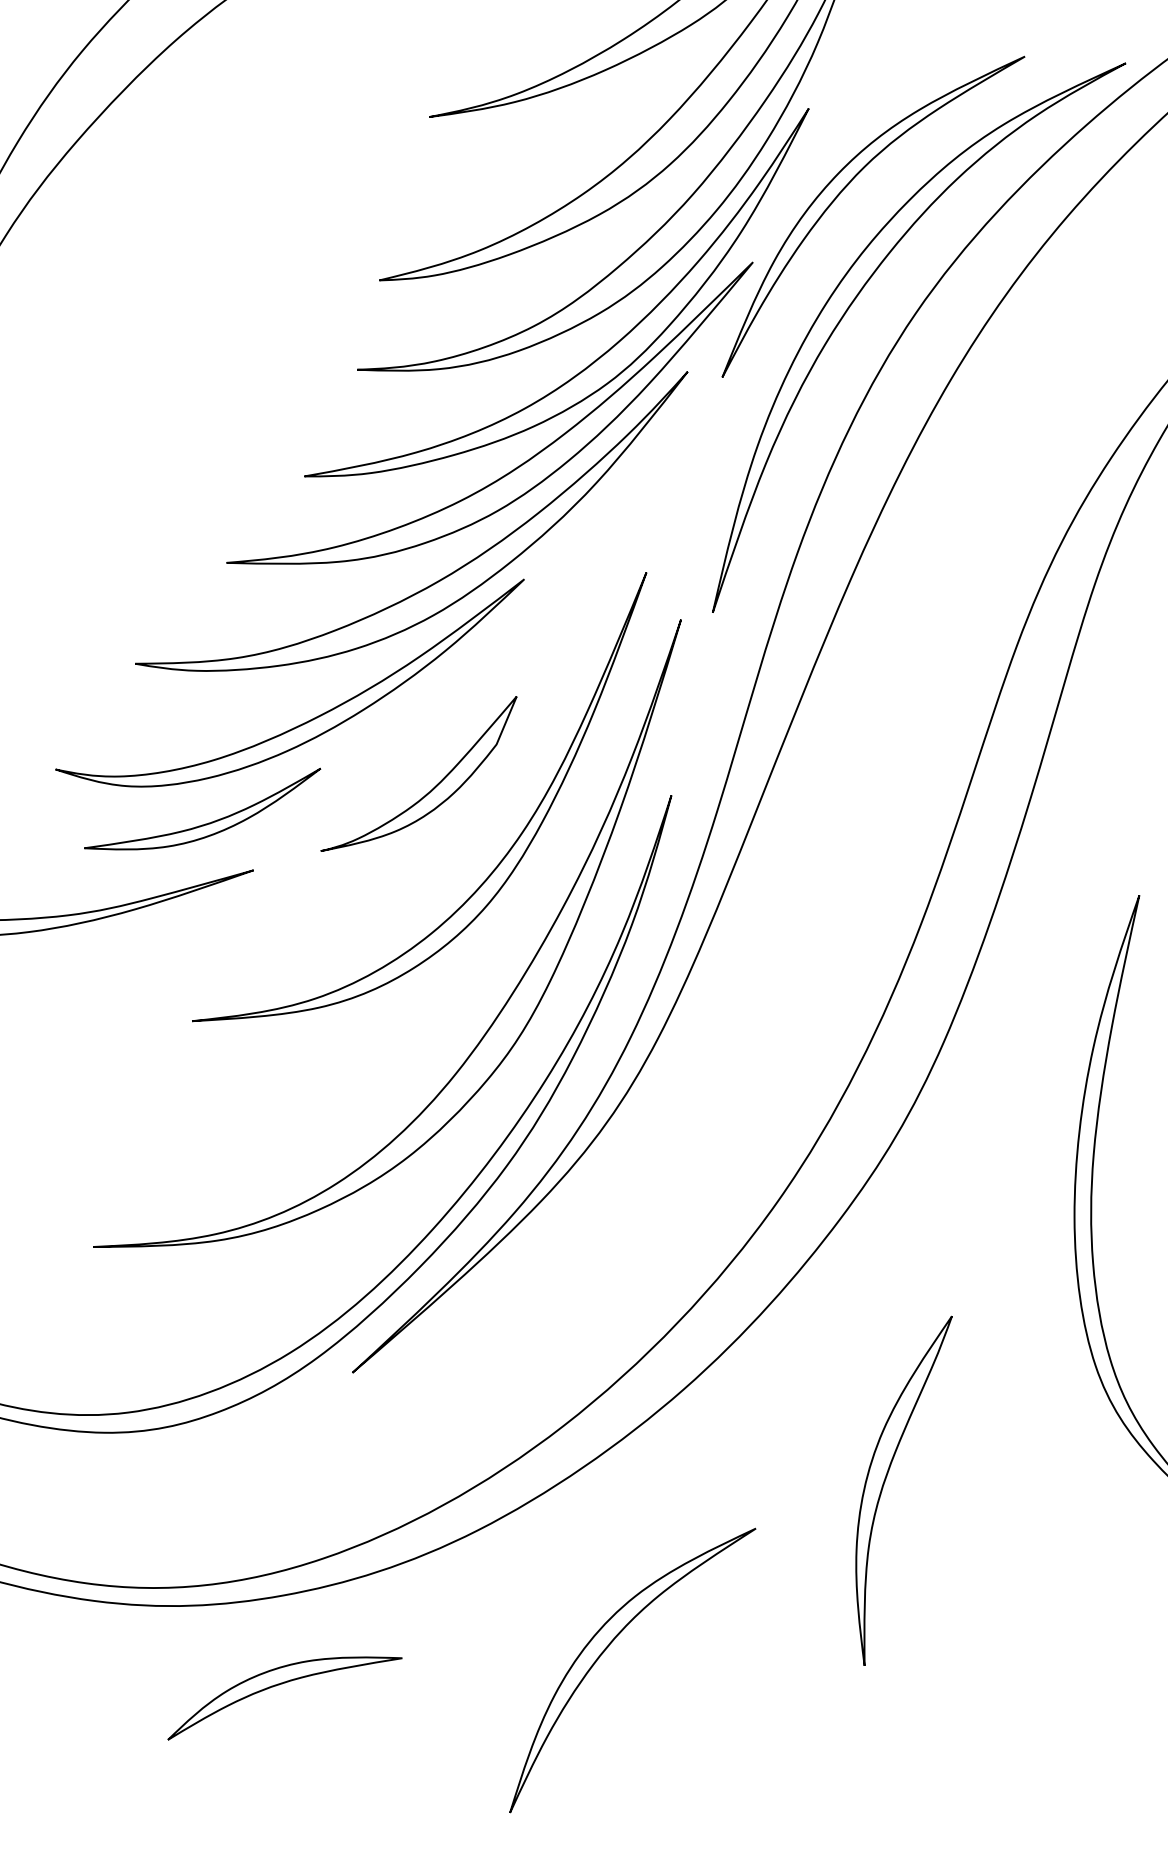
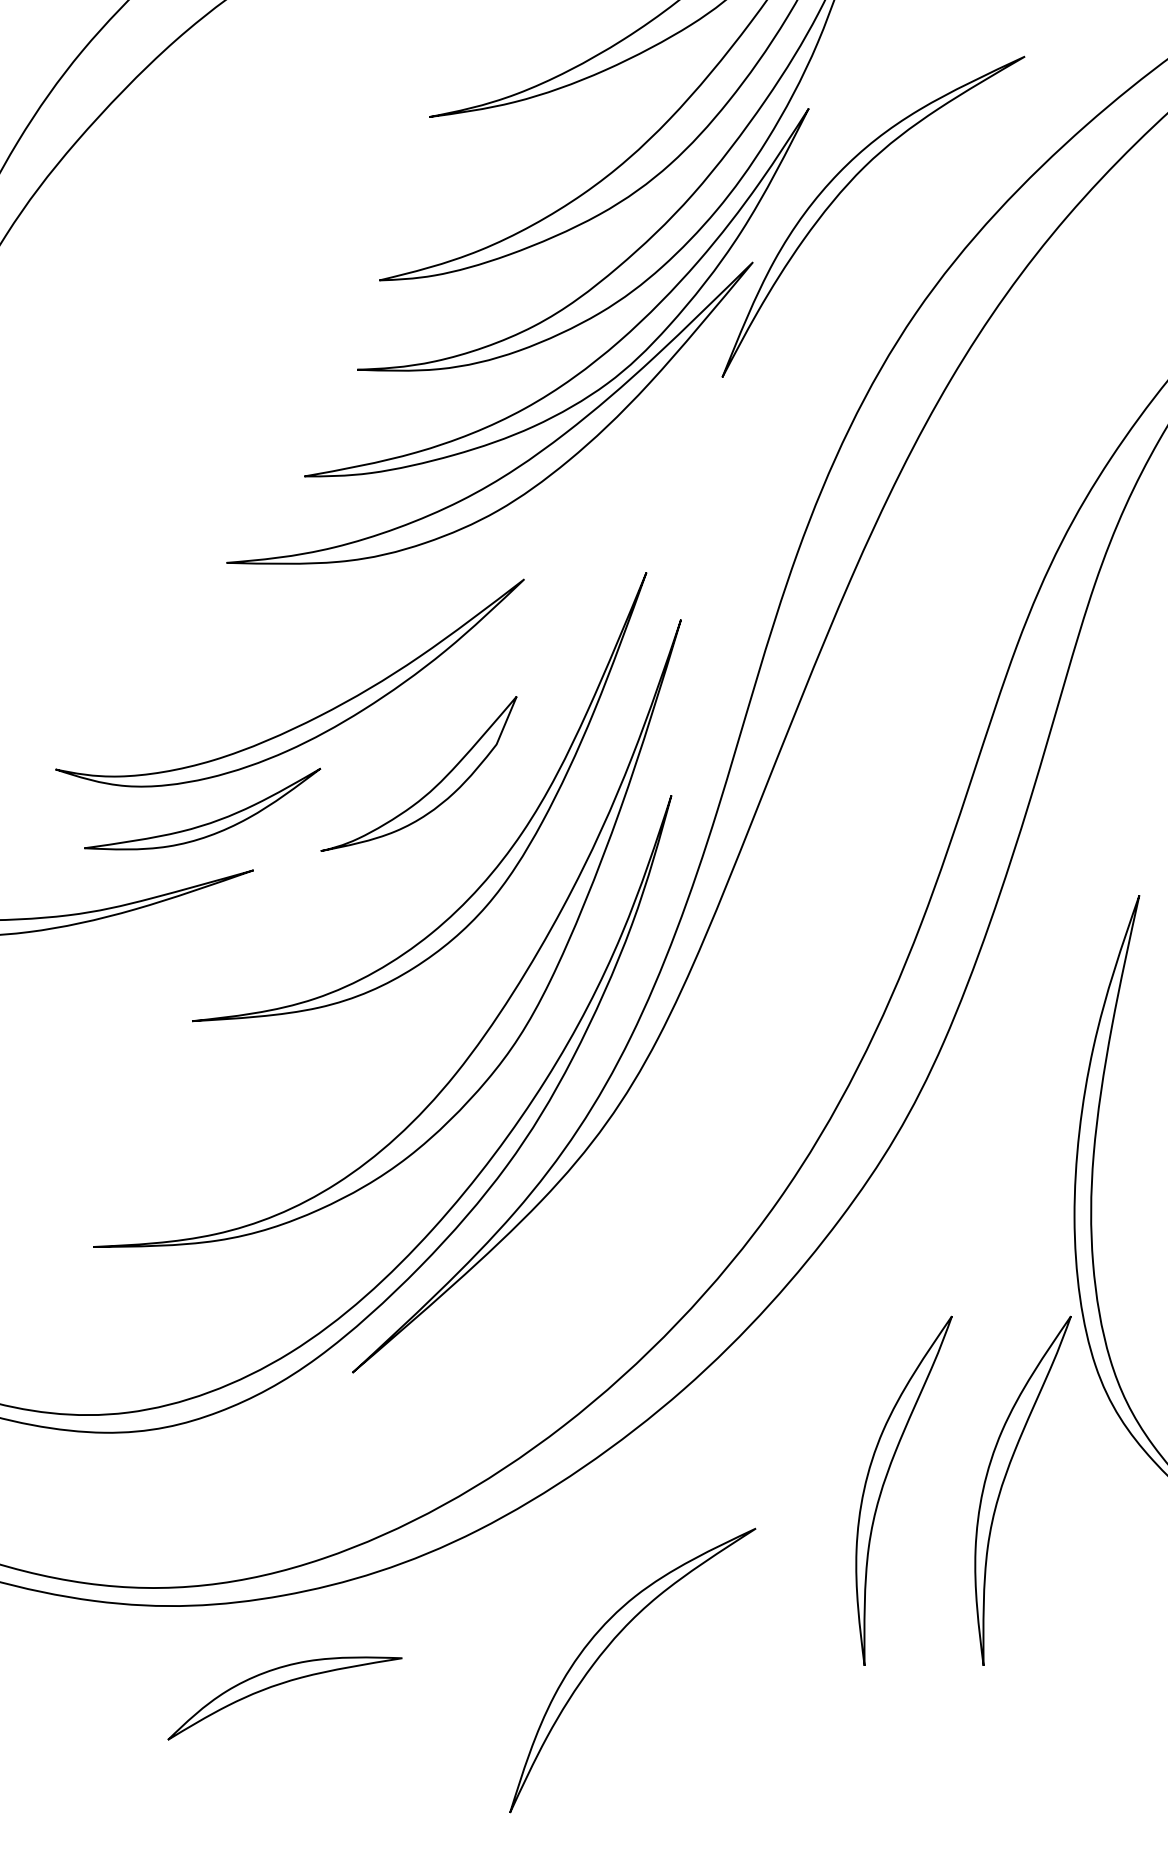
part: present -> none (857, 297)
part: present -> none (444, 576)
part: none -> present (1004, 1482)
